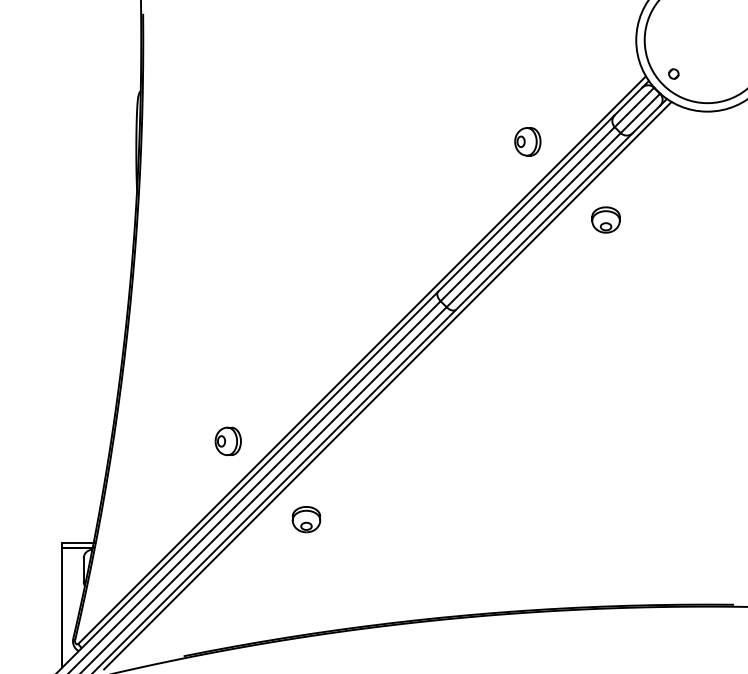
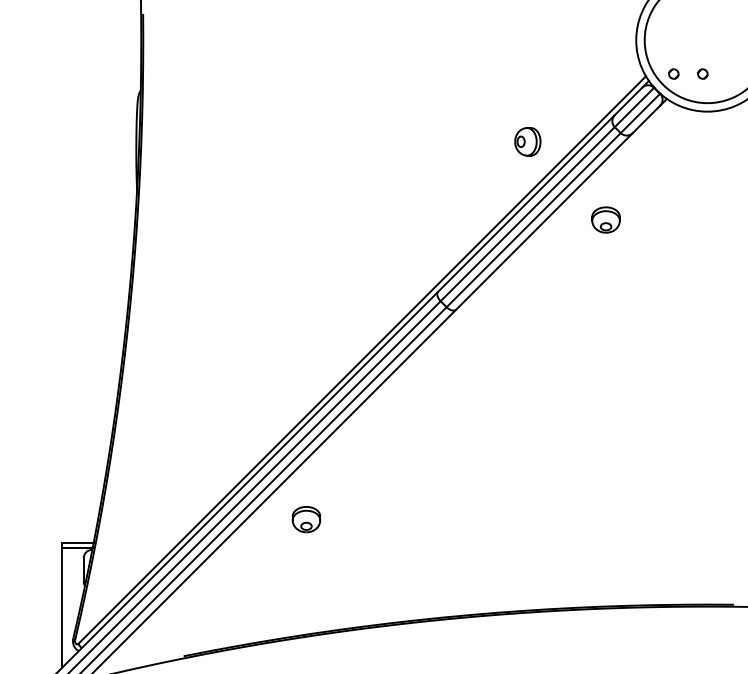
circle: none -> present (702, 73)
line: present -> none (387, 385)
part: present -> none (227, 440)
